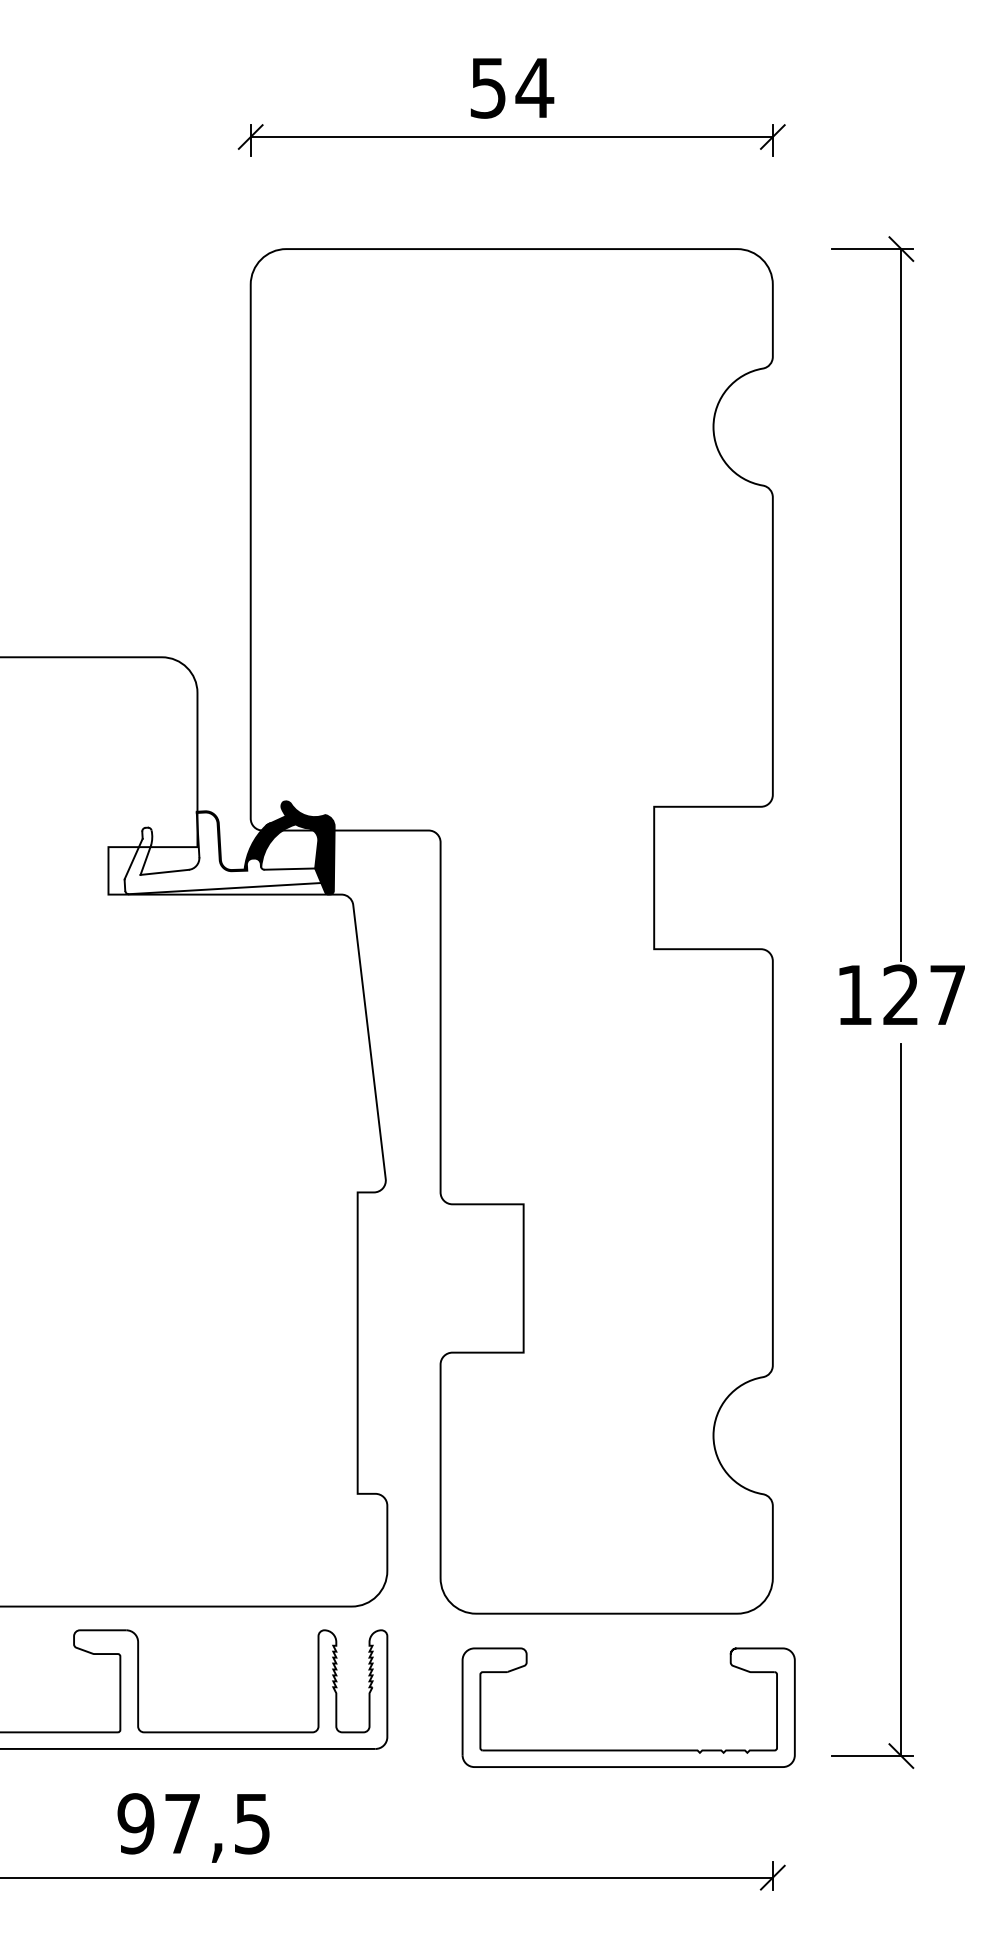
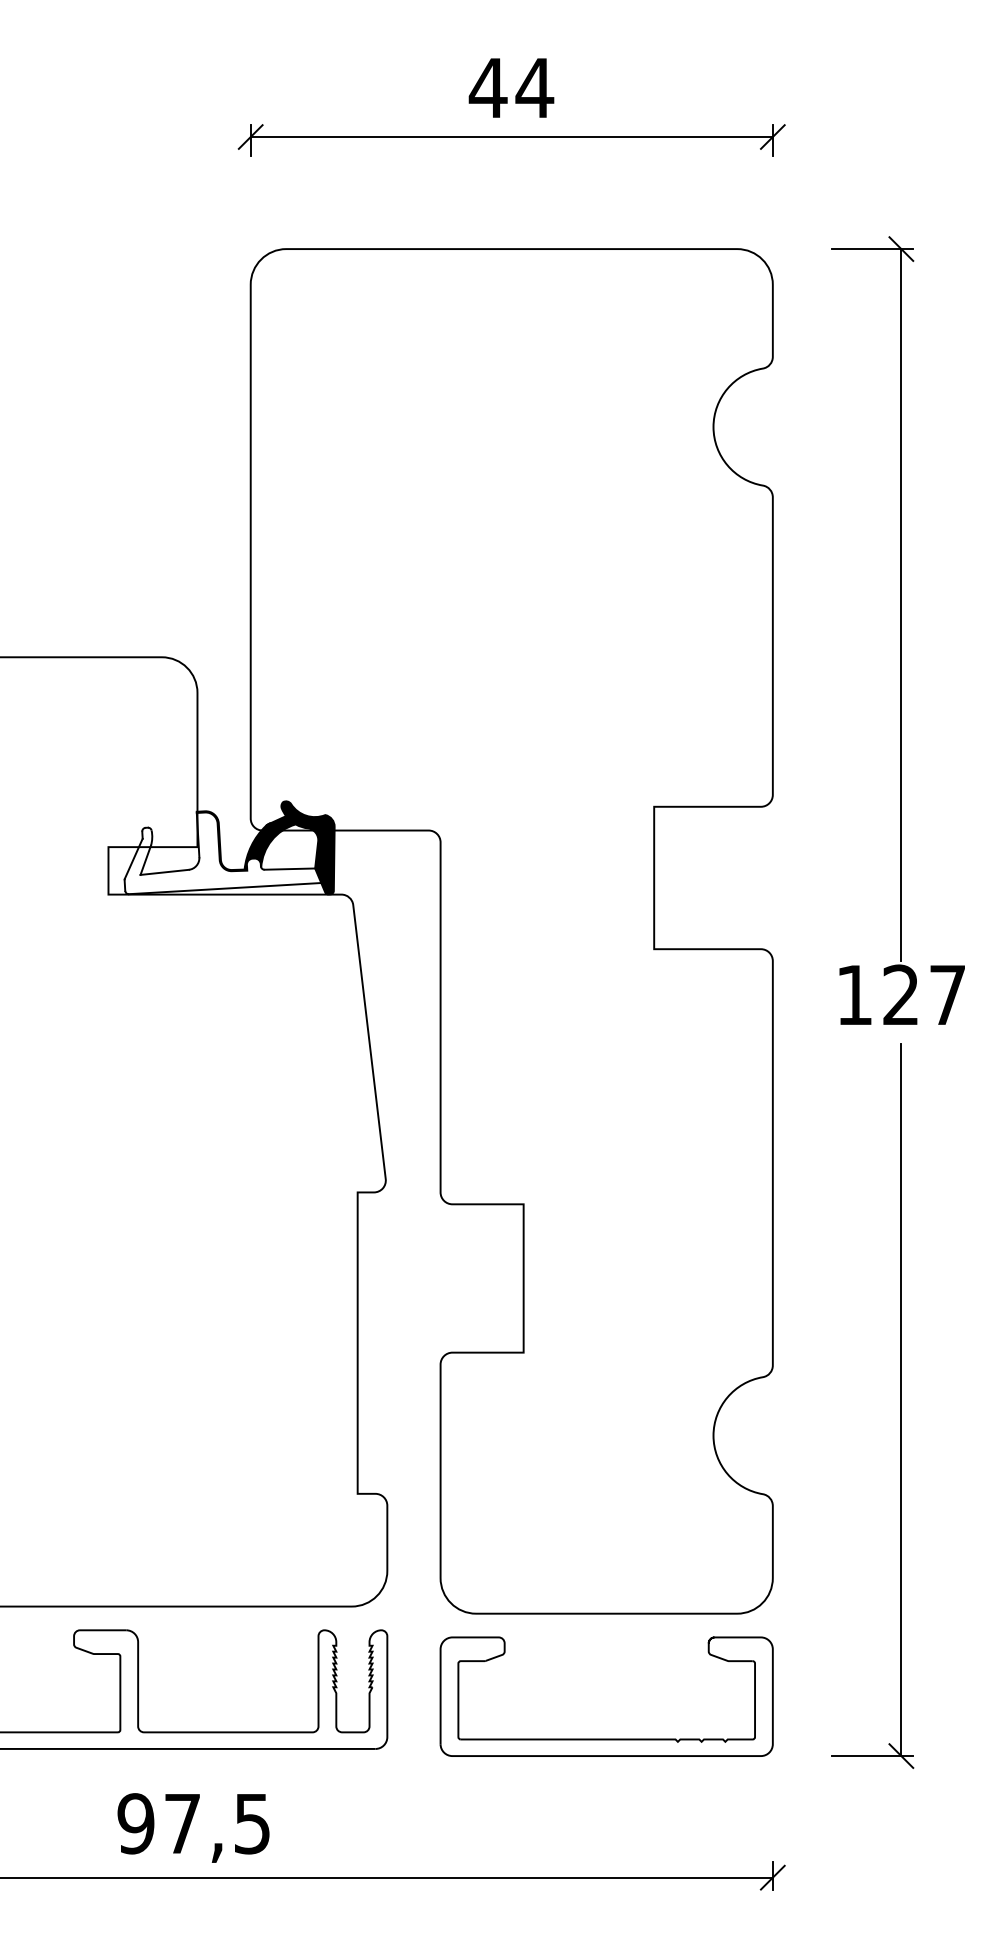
text: 54 -> 44 (487, 88)
part position: (628, 1749) -> (606, 1738) (606, 1738)
